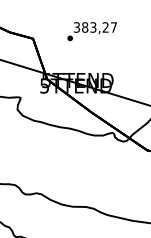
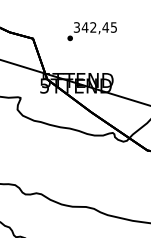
text: 383,27 -> 342,45 (98, 27)
